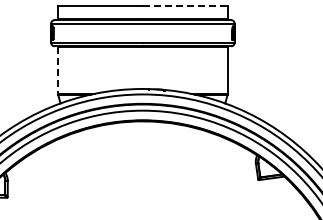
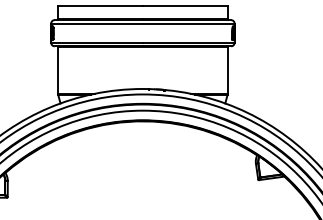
line: dashed -> solid (185, 6)
line: dashed -> solid (58, 70)
